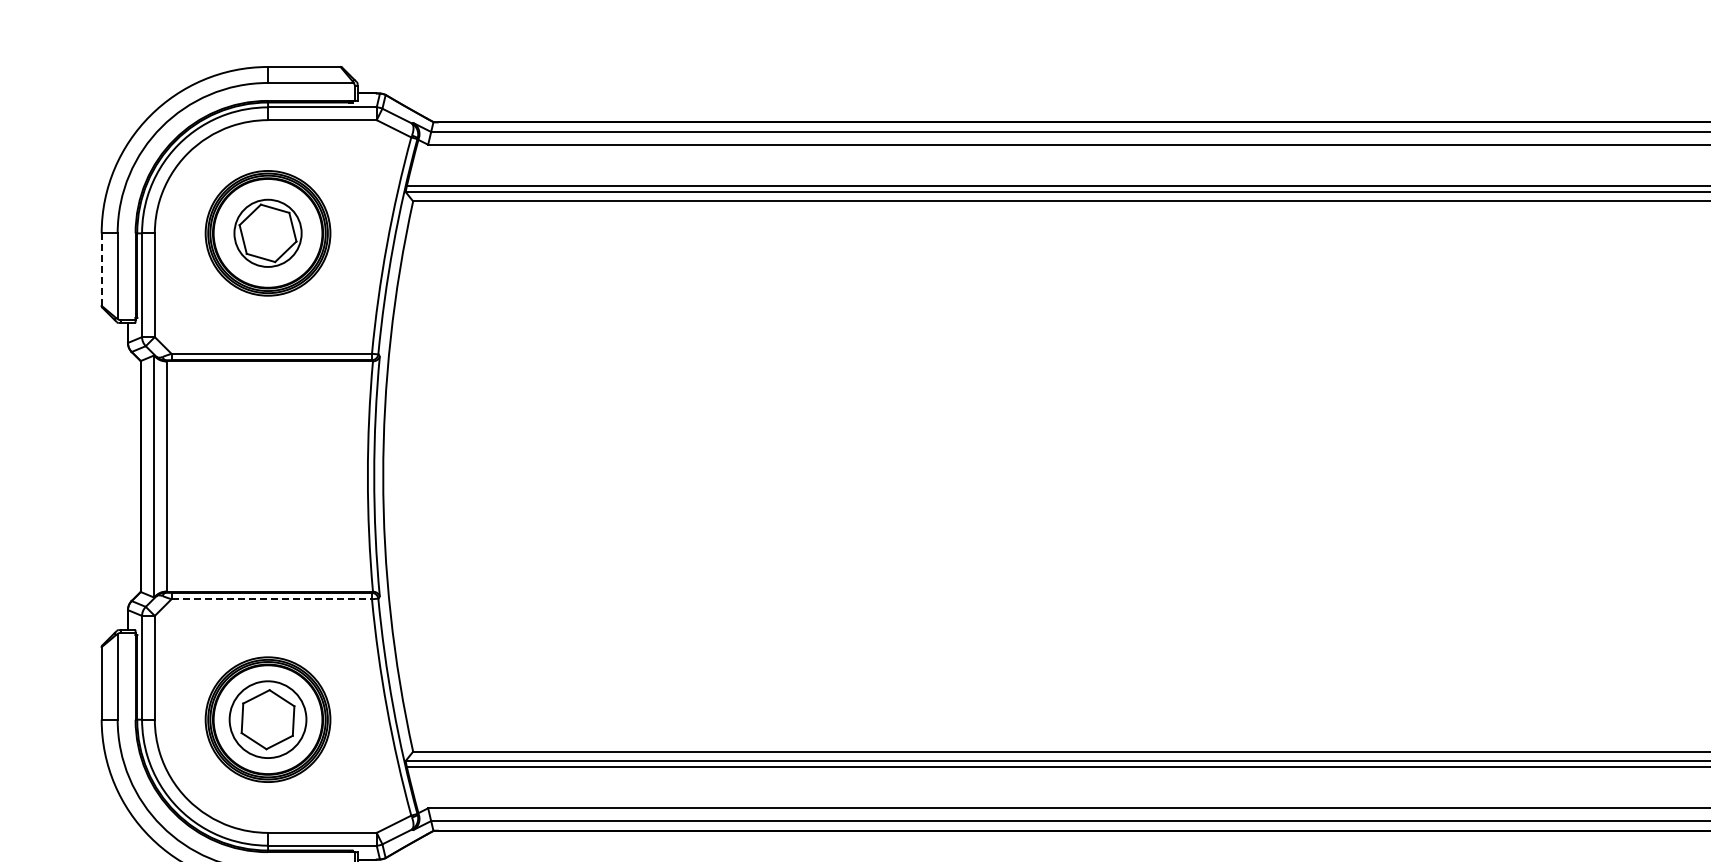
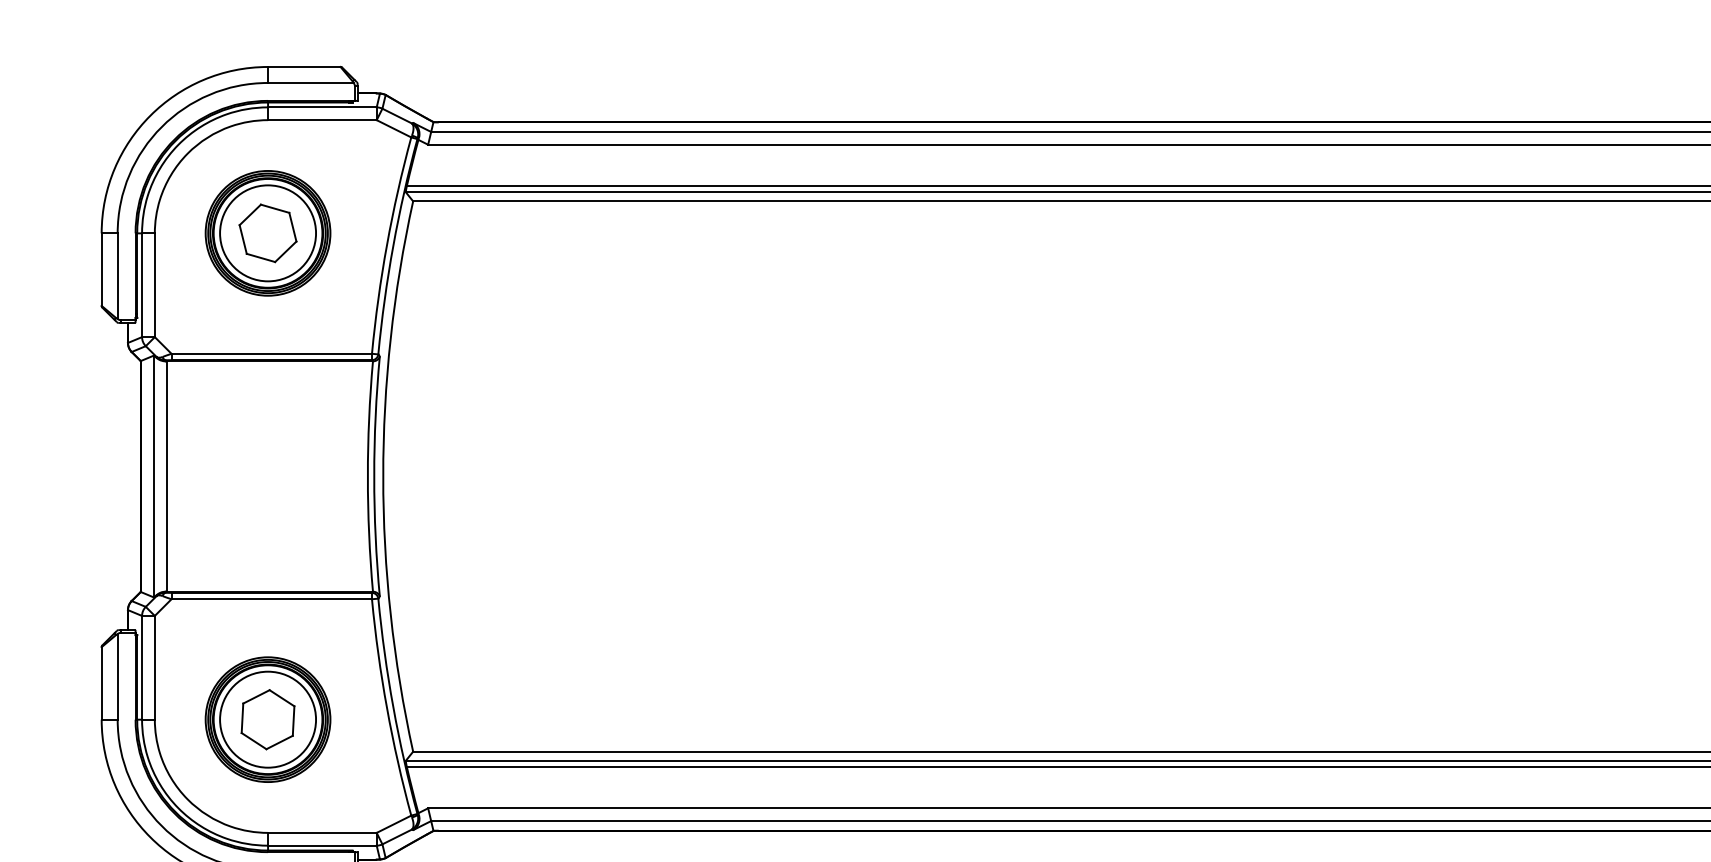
circle diameter: 67 px -> 96 px (268, 233)
line: dashed -> solid (101, 270)
line: dashed -> solid (272, 599)
circle diameter: 77 px -> 96 px (268, 719)
